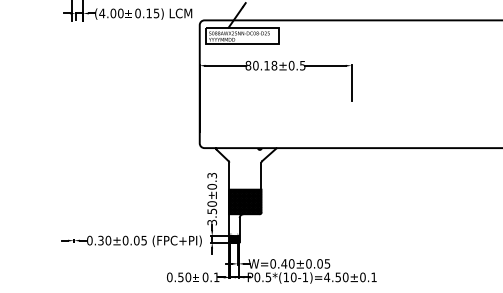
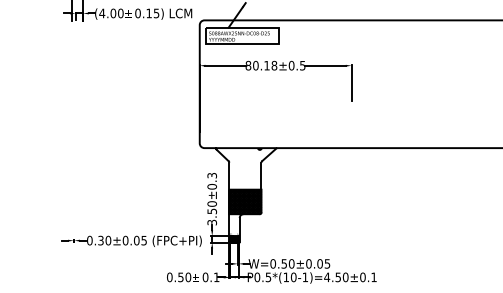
text: W=0.40±0.05 -> W=0.50±0.05 (284, 263)
